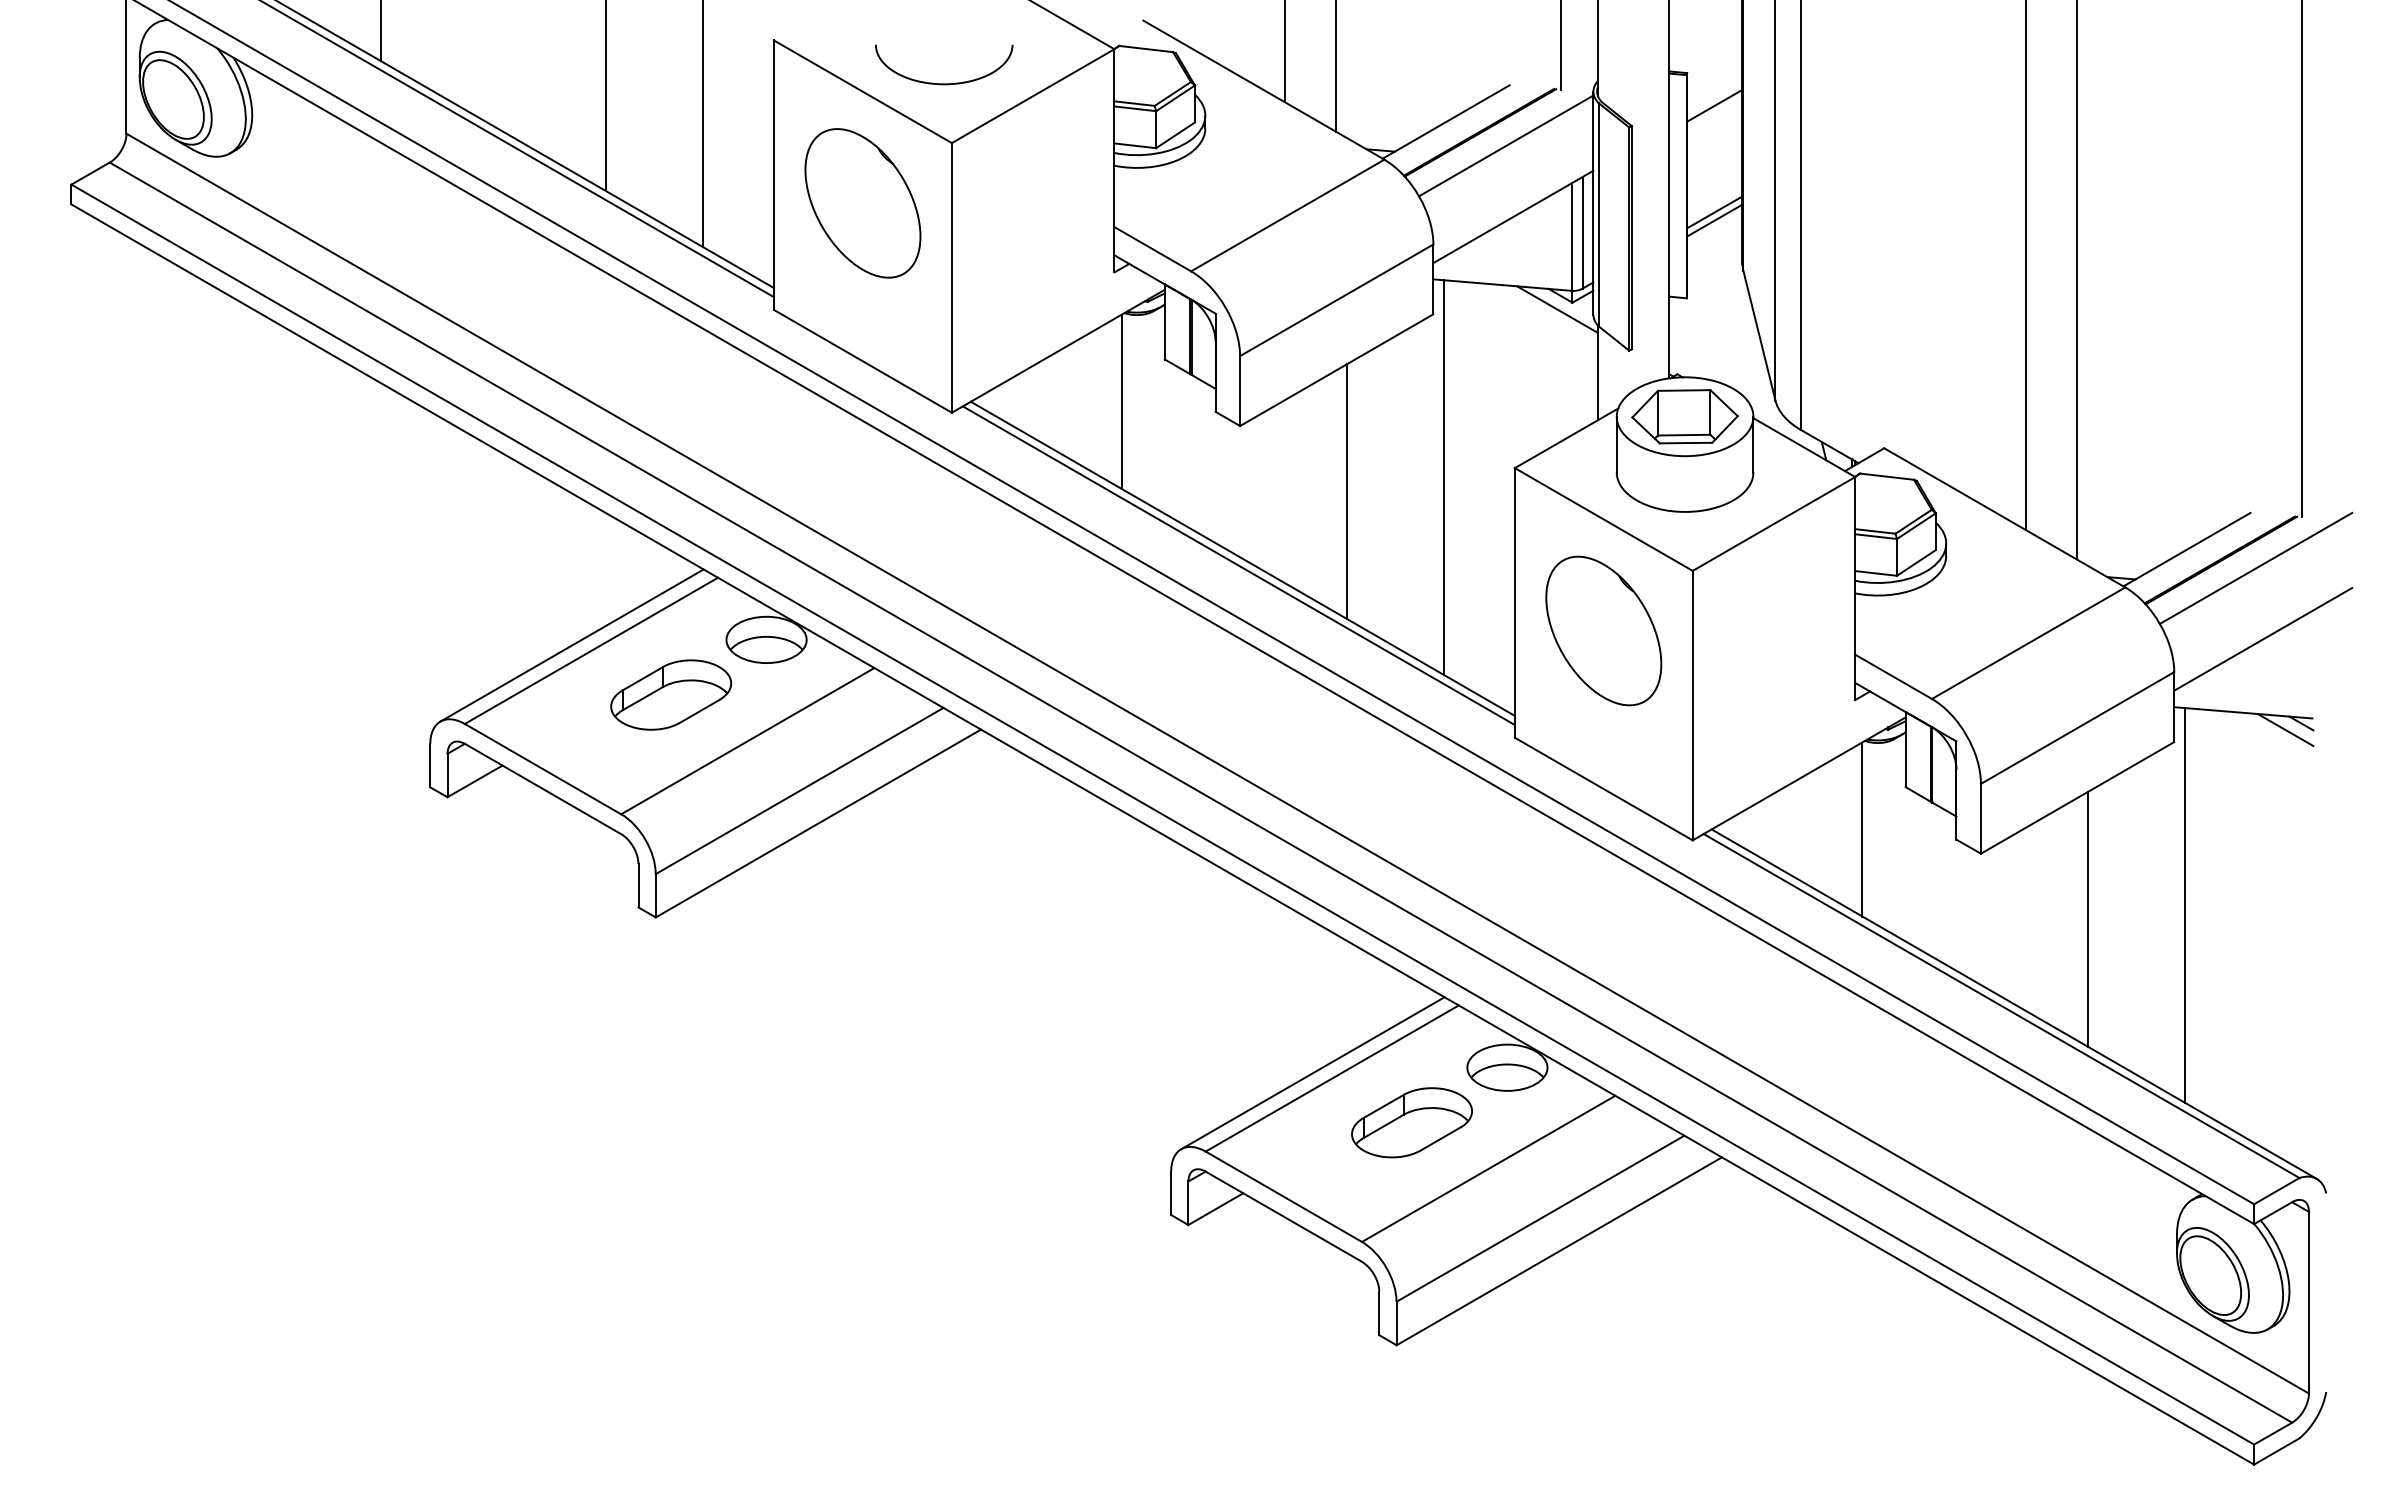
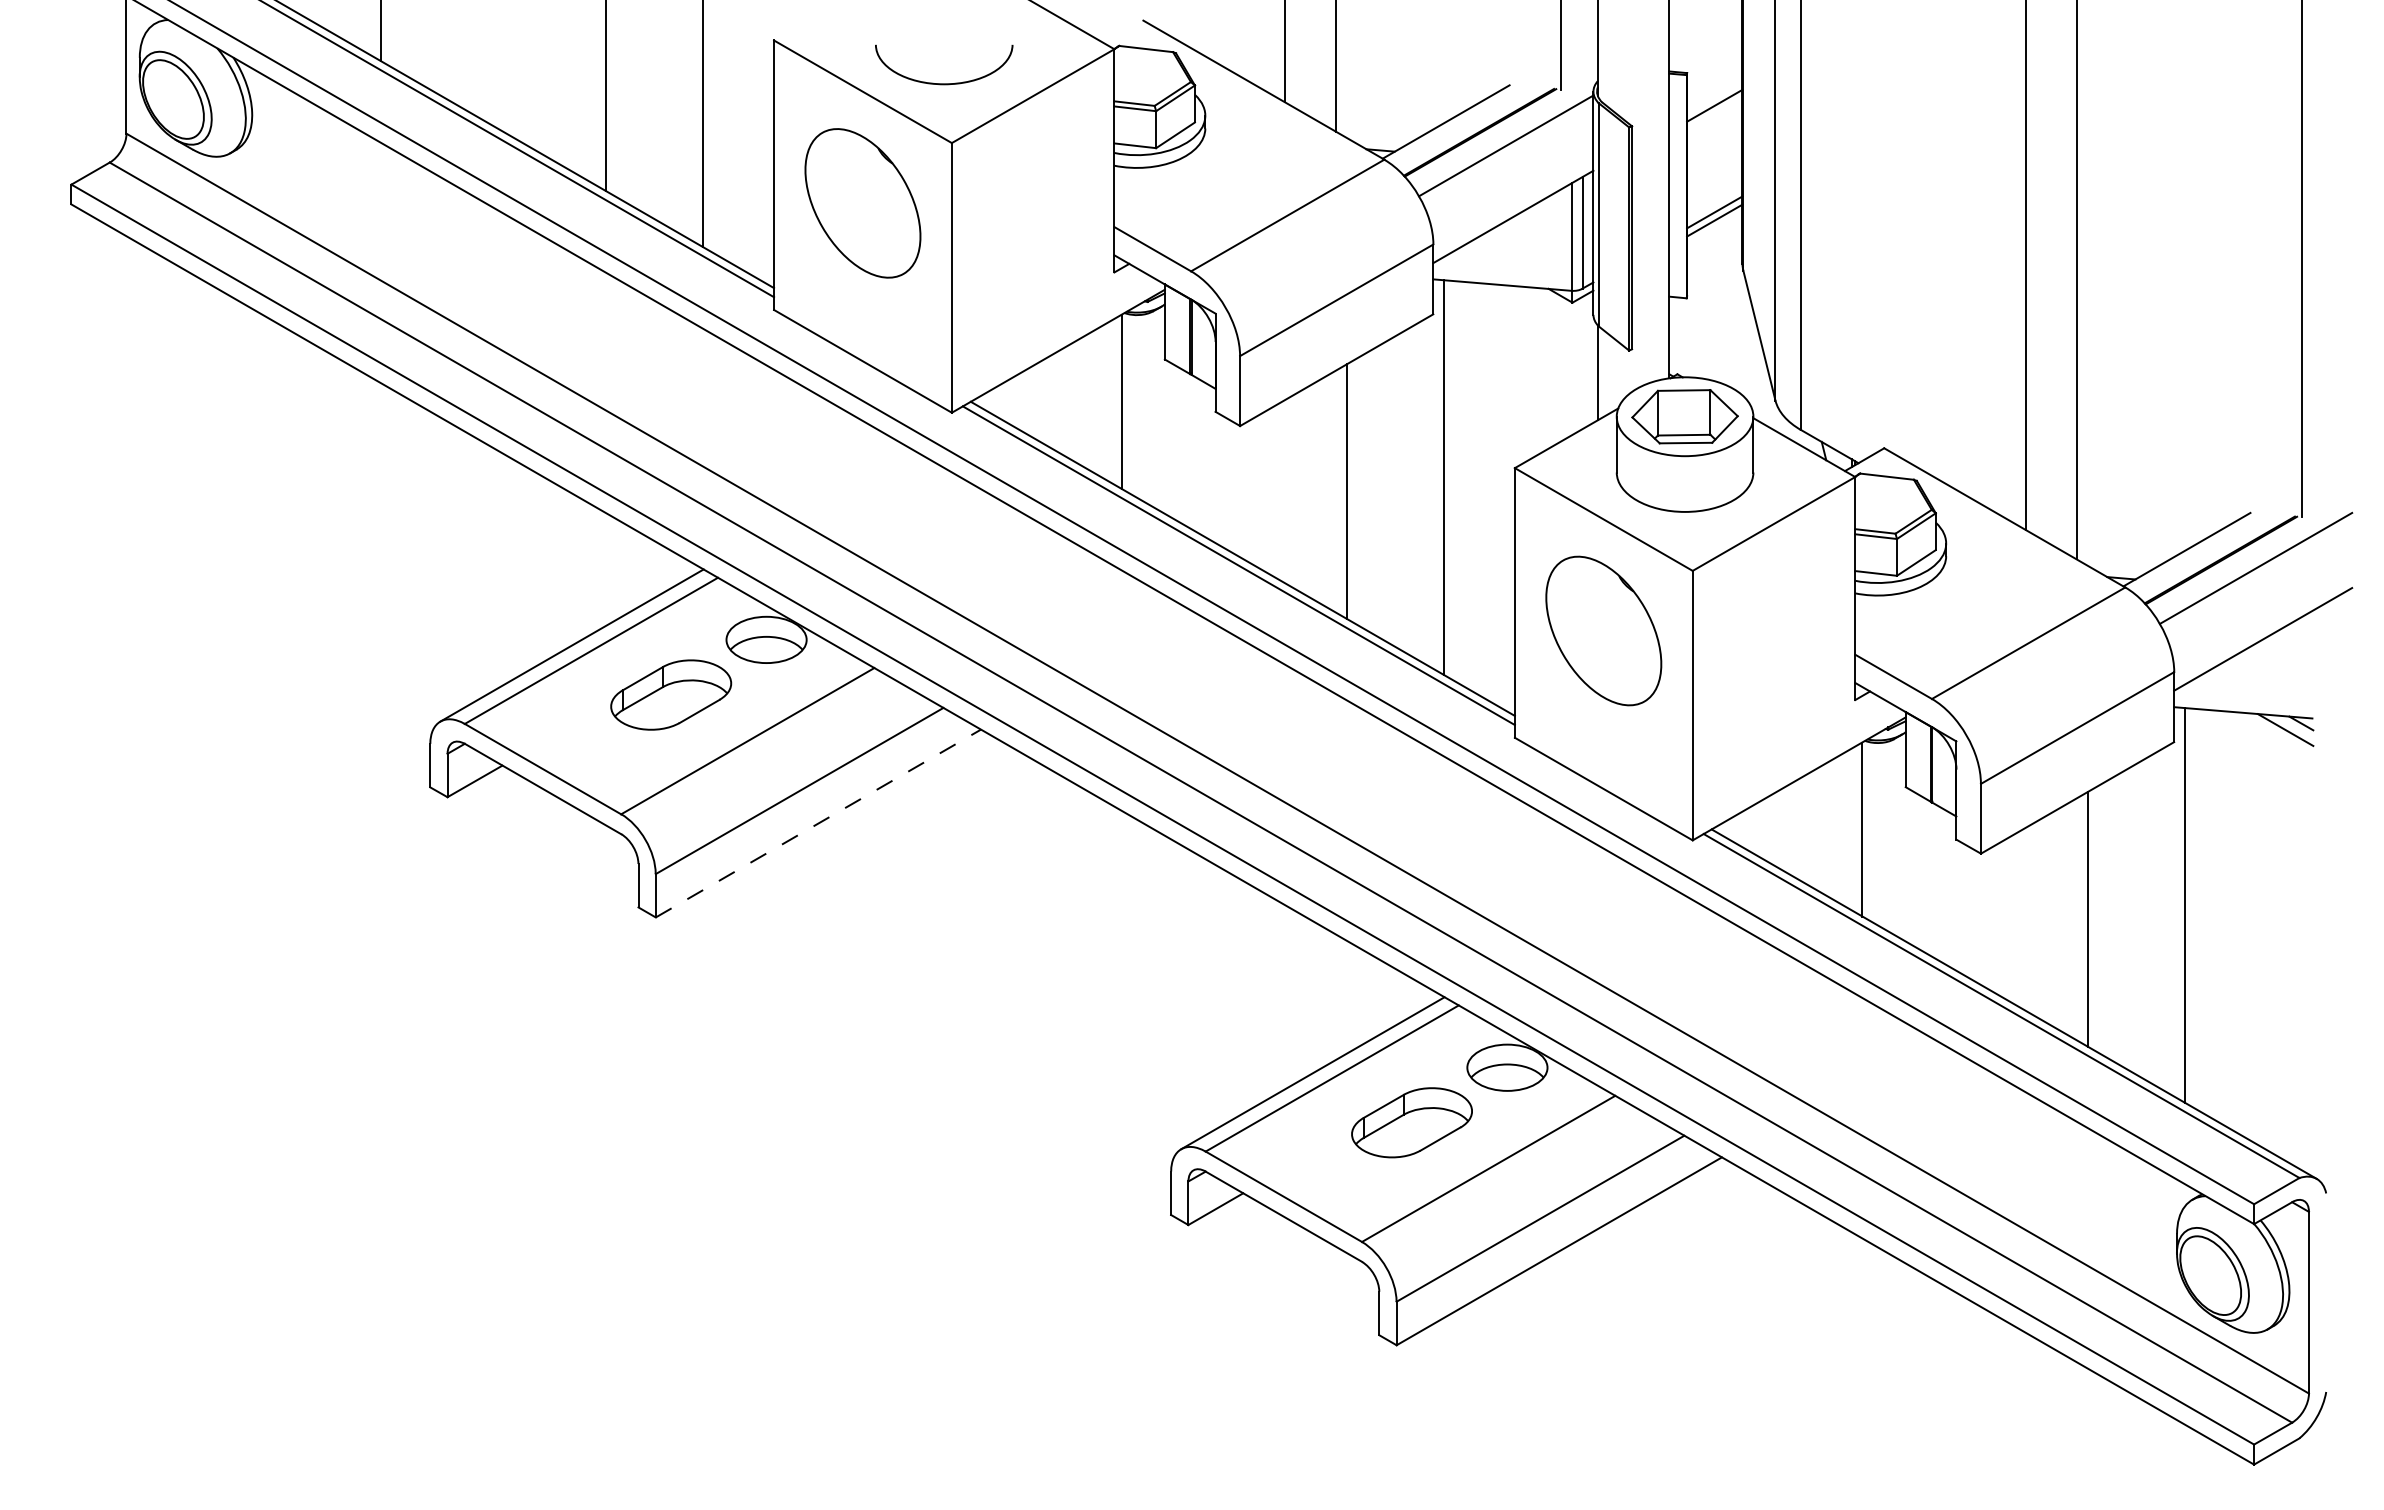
line: present -> none (1557, 309)
line: solid -> dashed (818, 823)
